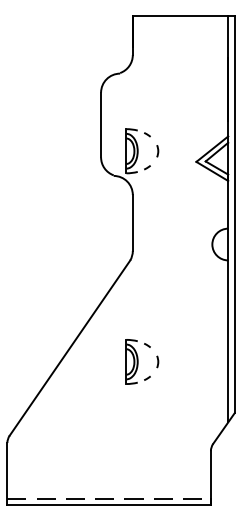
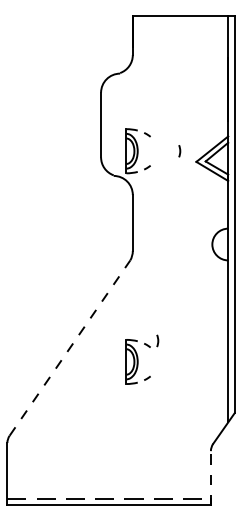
curve position: (157, 151) -> (179, 151) (179, 151)
line: solid -> dashed (70, 347)
curve position: (157, 361) -> (157, 340) (157, 340)
line: solid -> dashed (210, 477)
